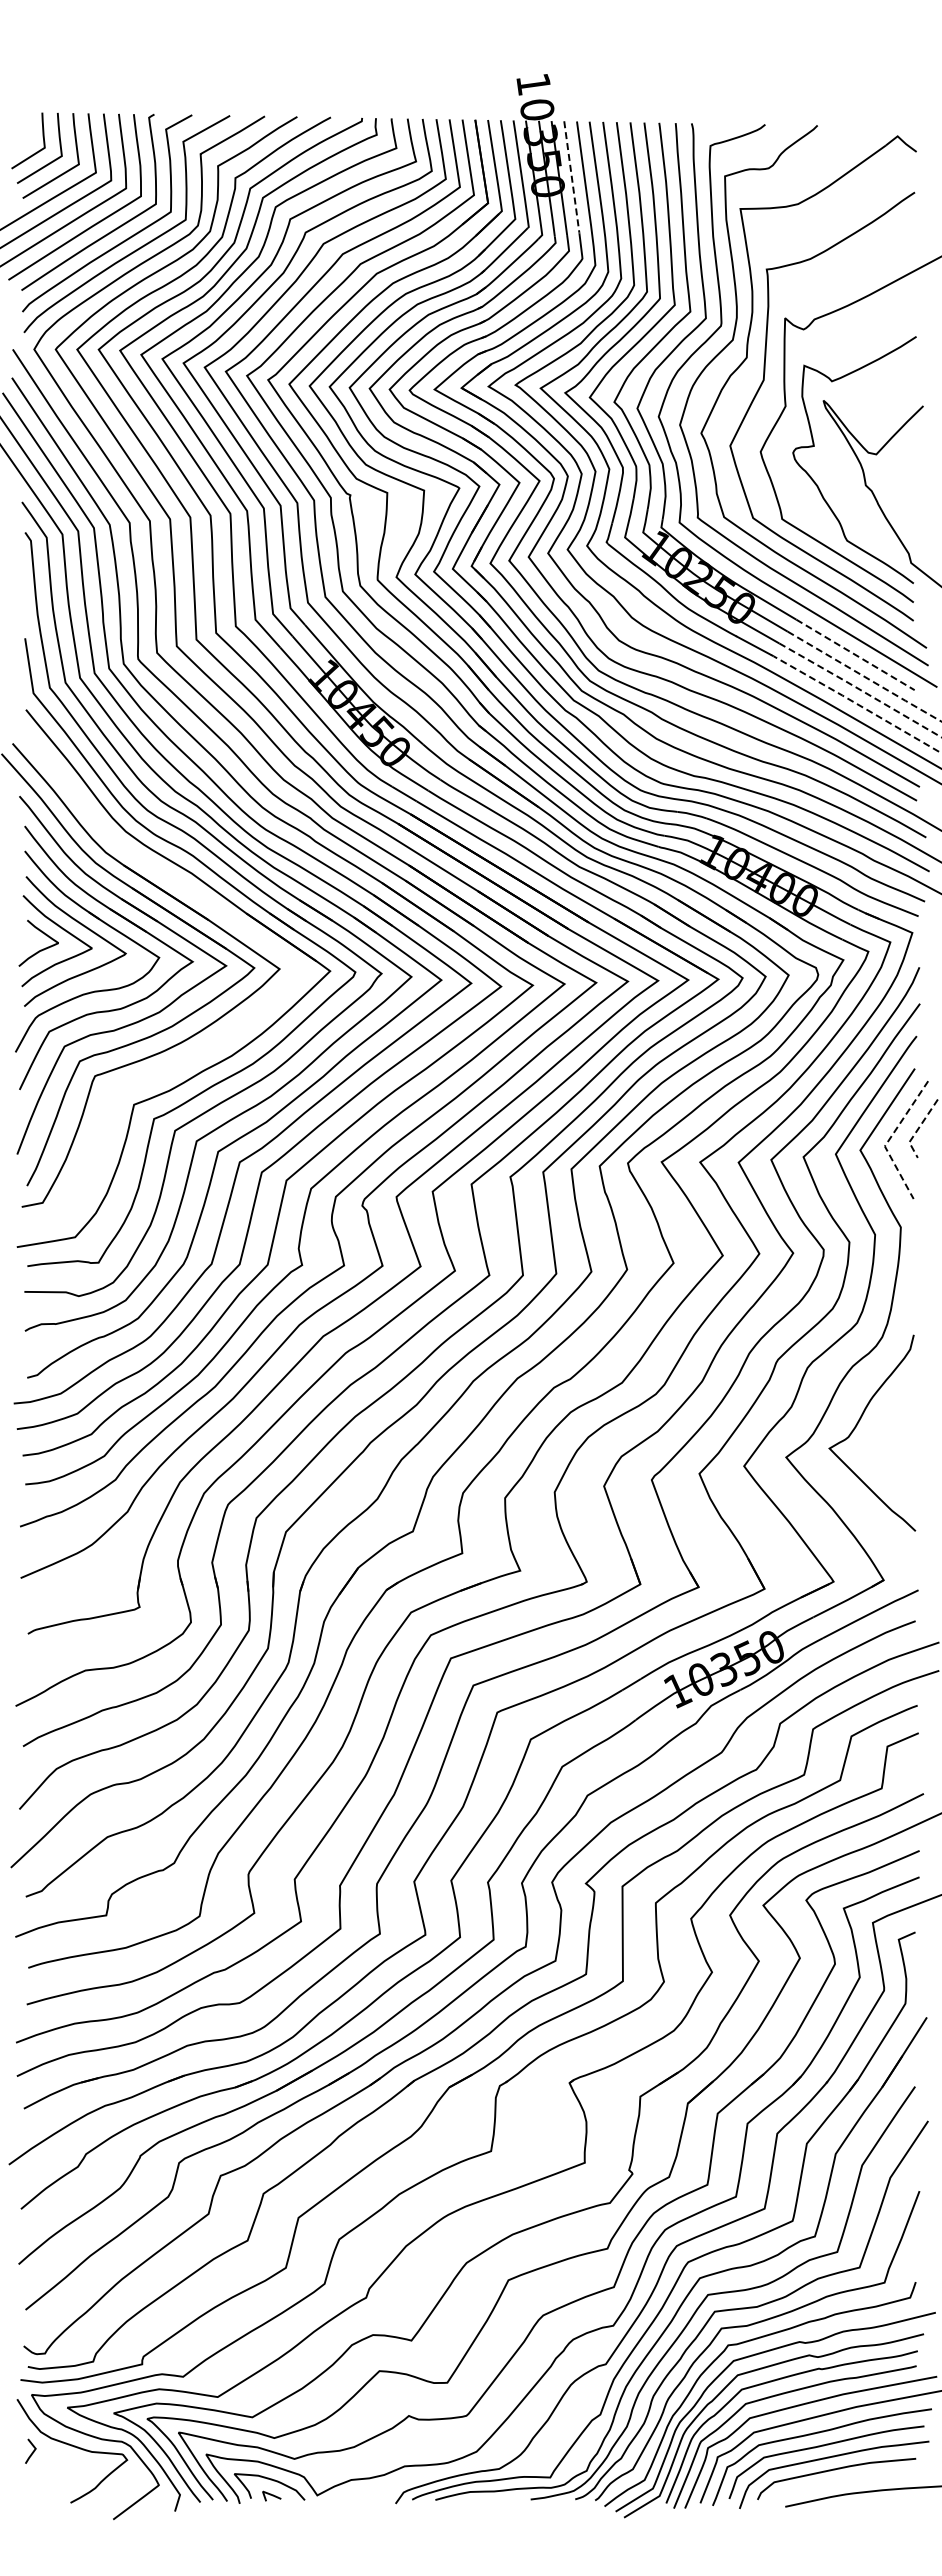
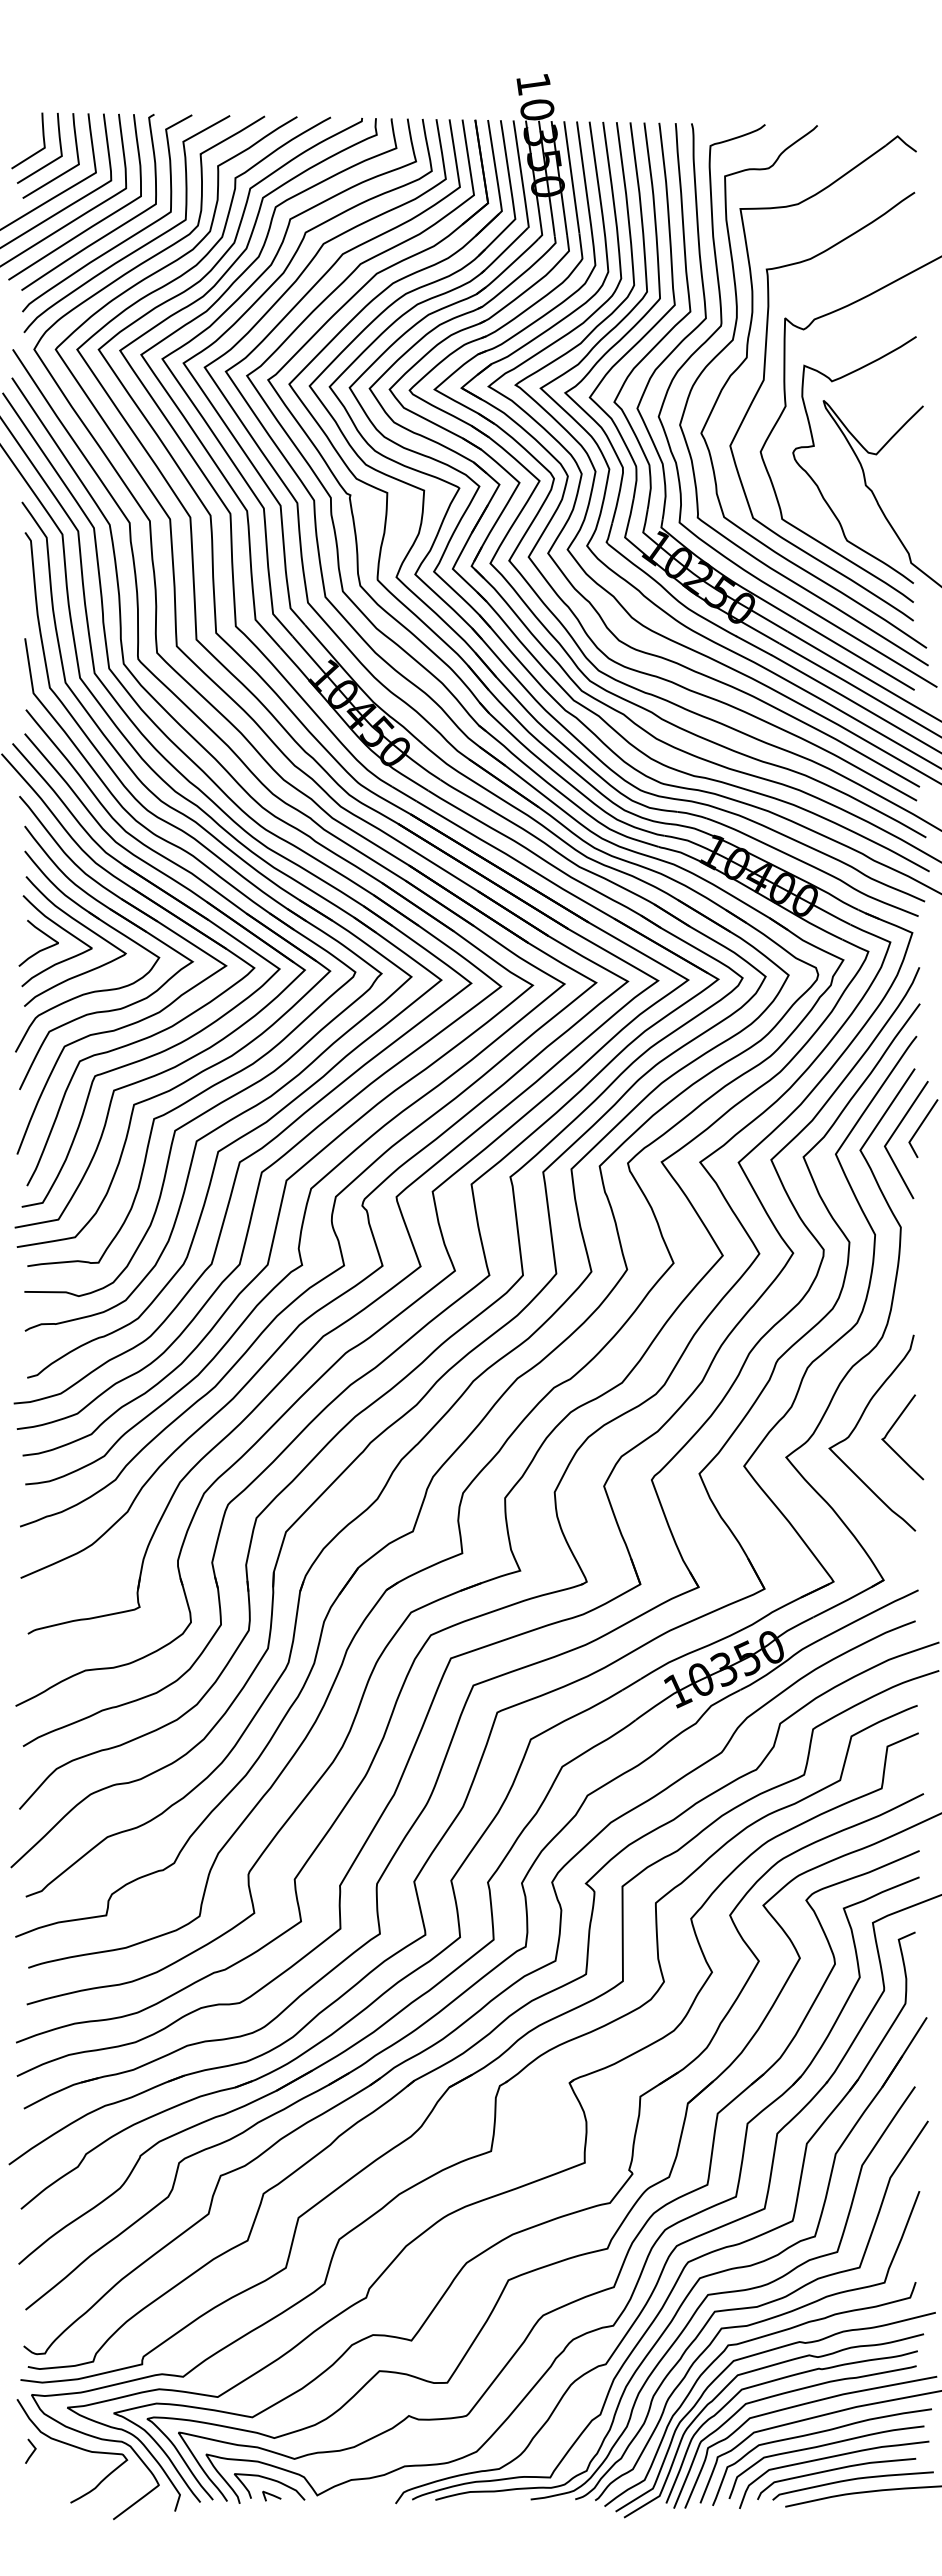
line: dashed -> solid (571, 178)
line: dashed -> solid (855, 654)
line: dashed -> solid (865, 677)
line: dashed -> solid (860, 689)
line: dashed -> solid (855, 703)
part: none -> present (200, 1051)
line: dashed -> solid (918, 1129)
line: dashed -> solid (889, 1139)
curve: none -> present (892, 1428)
curve: none -> present (852, 2480)
